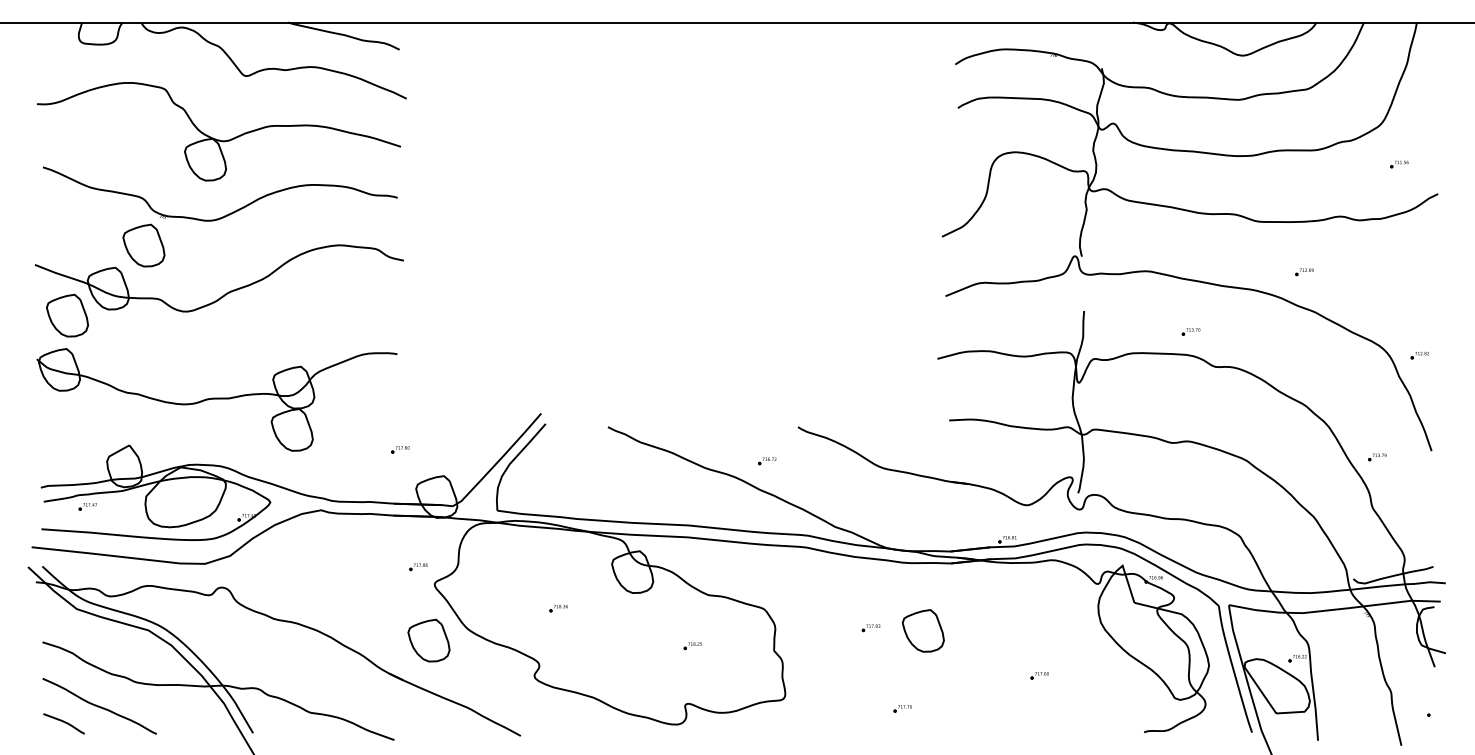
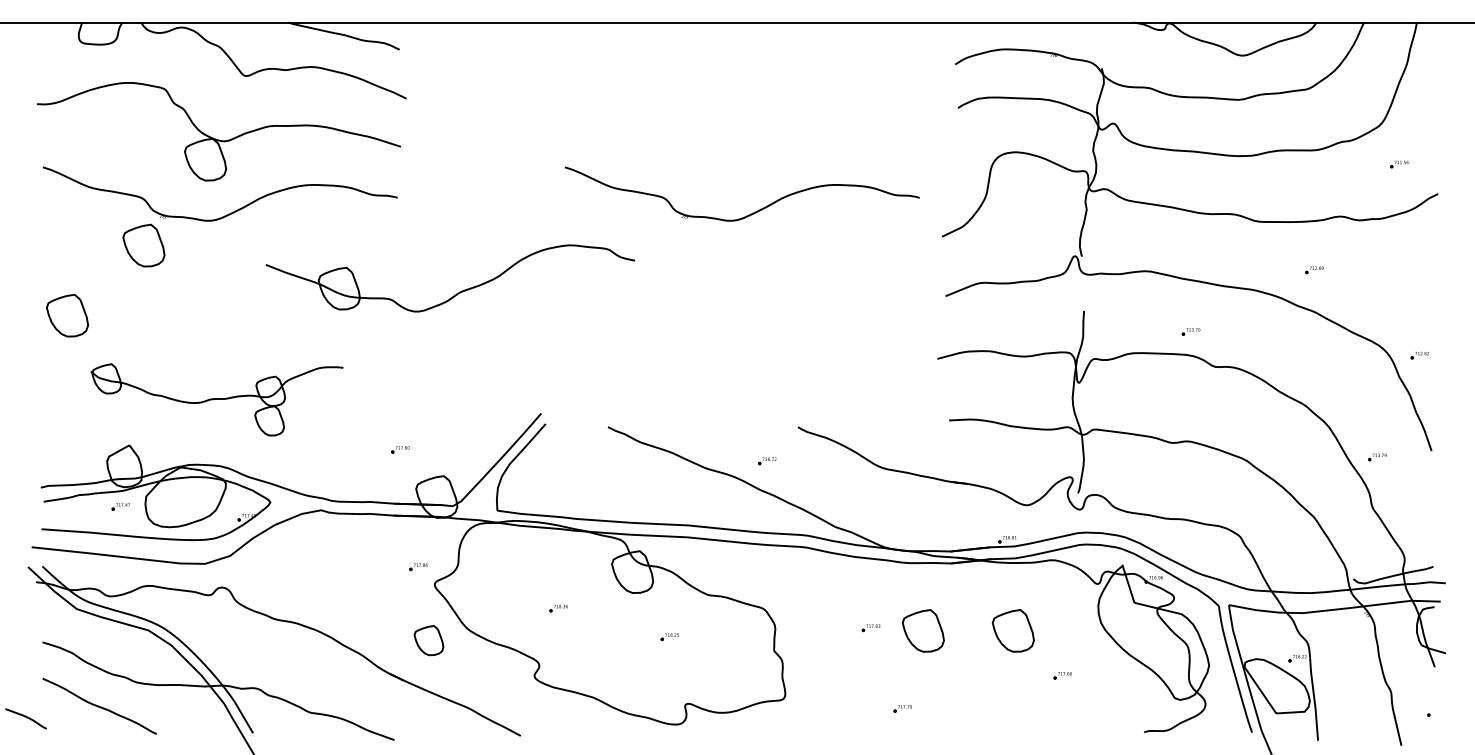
part: none -> present (750, 213)
part position: (1304, 272) -> (1314, 270) (1314, 270)
part position: (228, 291) -> (459, 291) (459, 291)
part size: 362x104 px -> 254x74 px (216, 399)
part position: (87, 506) -> (120, 506) (120, 506)
part: none -> present (1012, 630)
part size: 44x45 px -> 32x32 px (428, 640)
part position: (692, 646) -> (669, 637) (669, 637)
part position: (1039, 675) -> (1062, 675) (1062, 675)
curve position: (63, 722) -> (25, 717) (25, 717)
